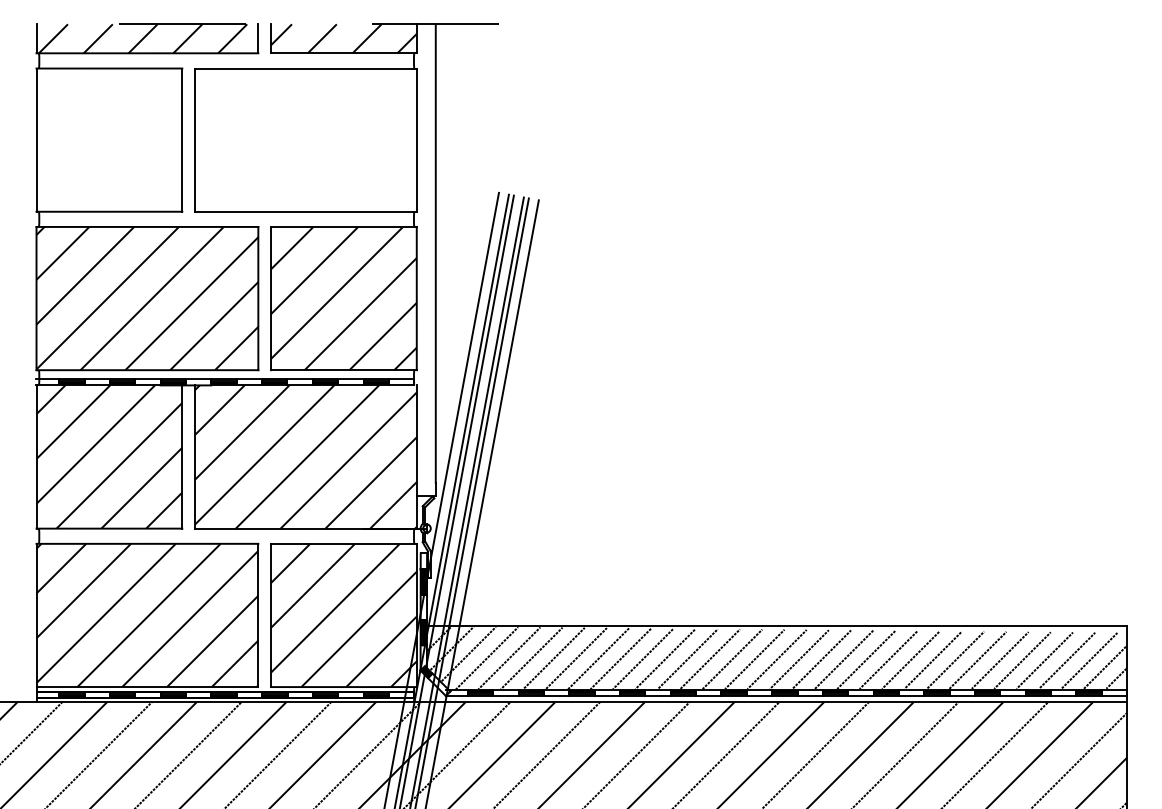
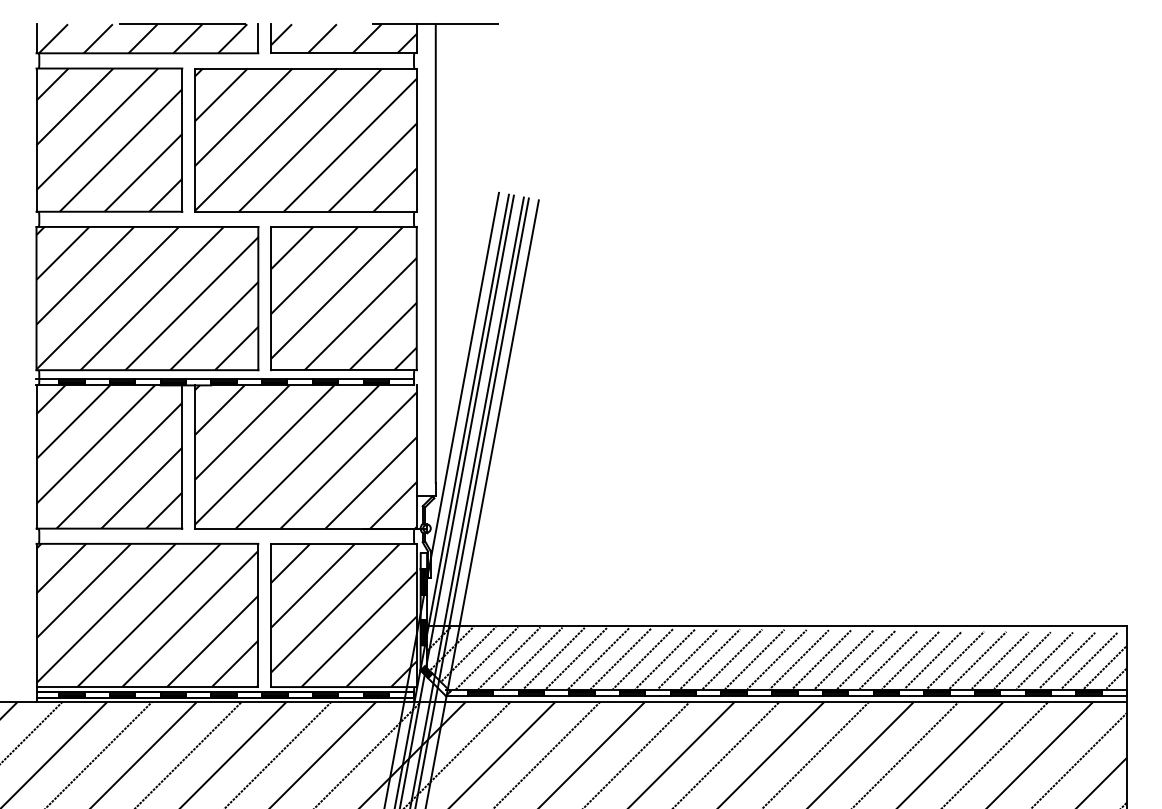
hatch: none -> present (109, 139)
hatch: none -> present (305, 139)
